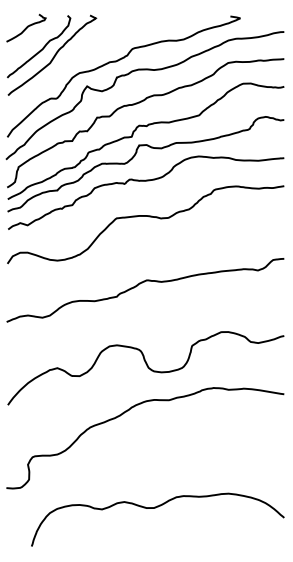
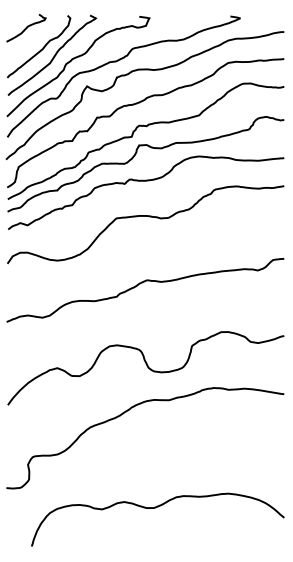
curve: none -> present (74, 59)
